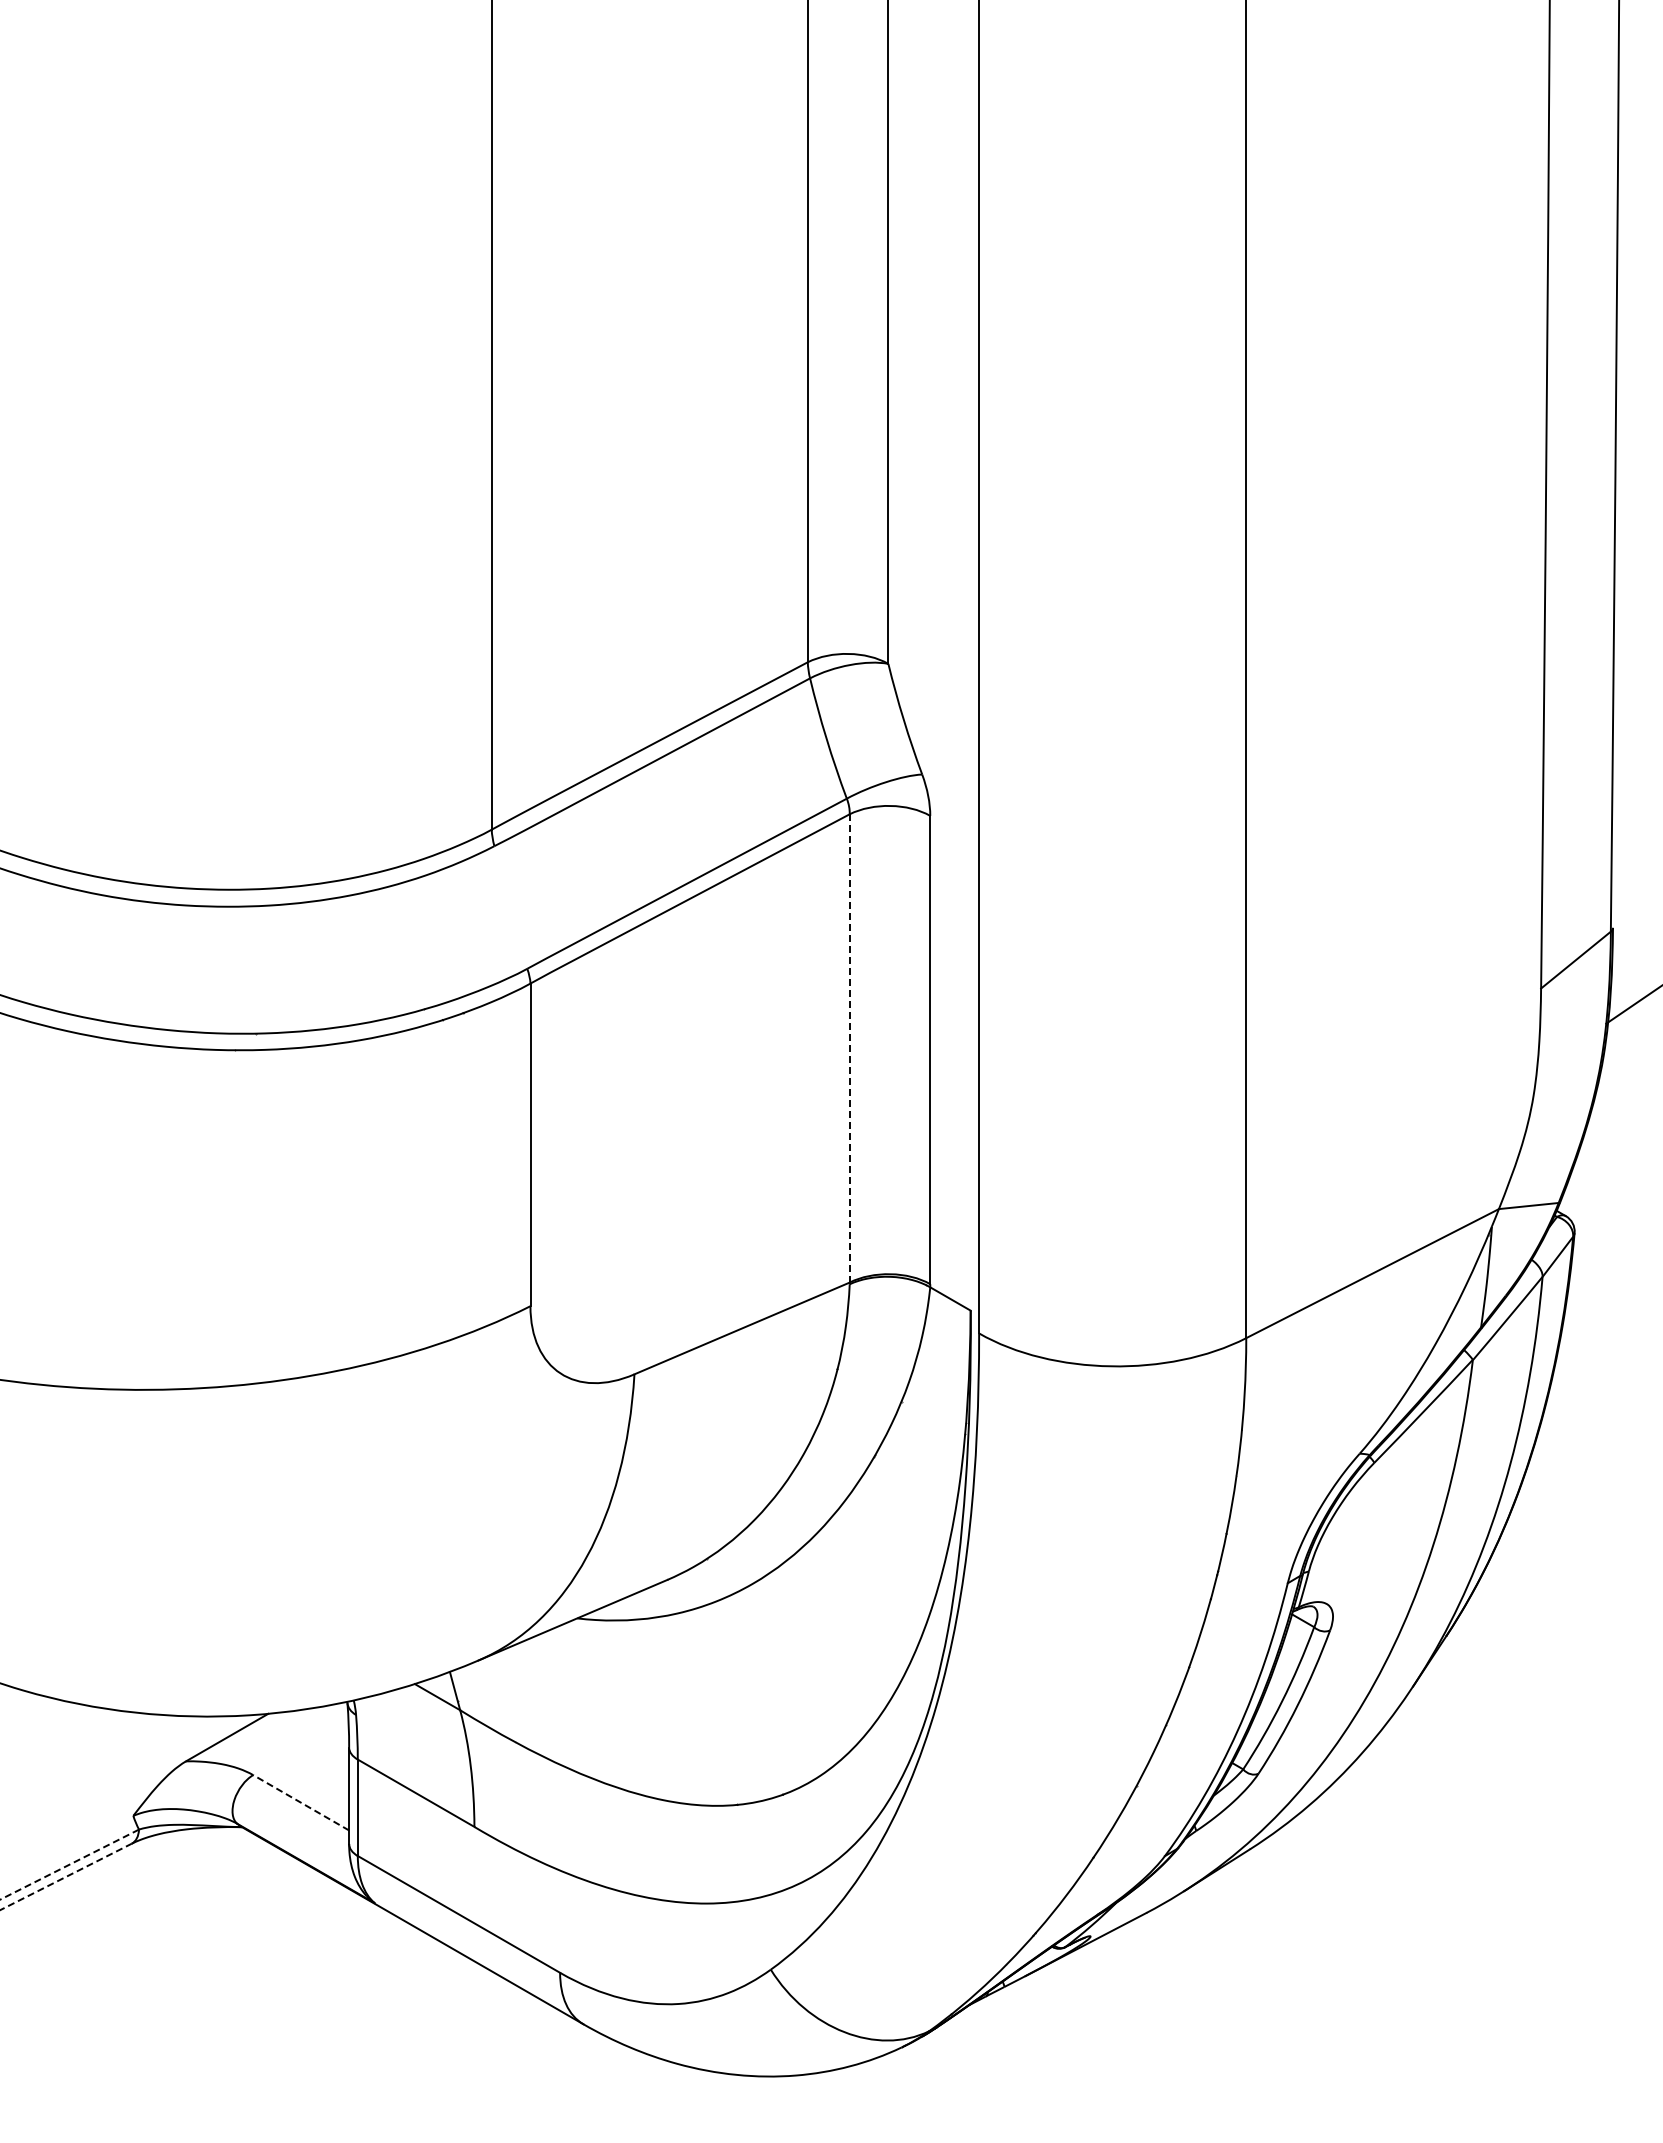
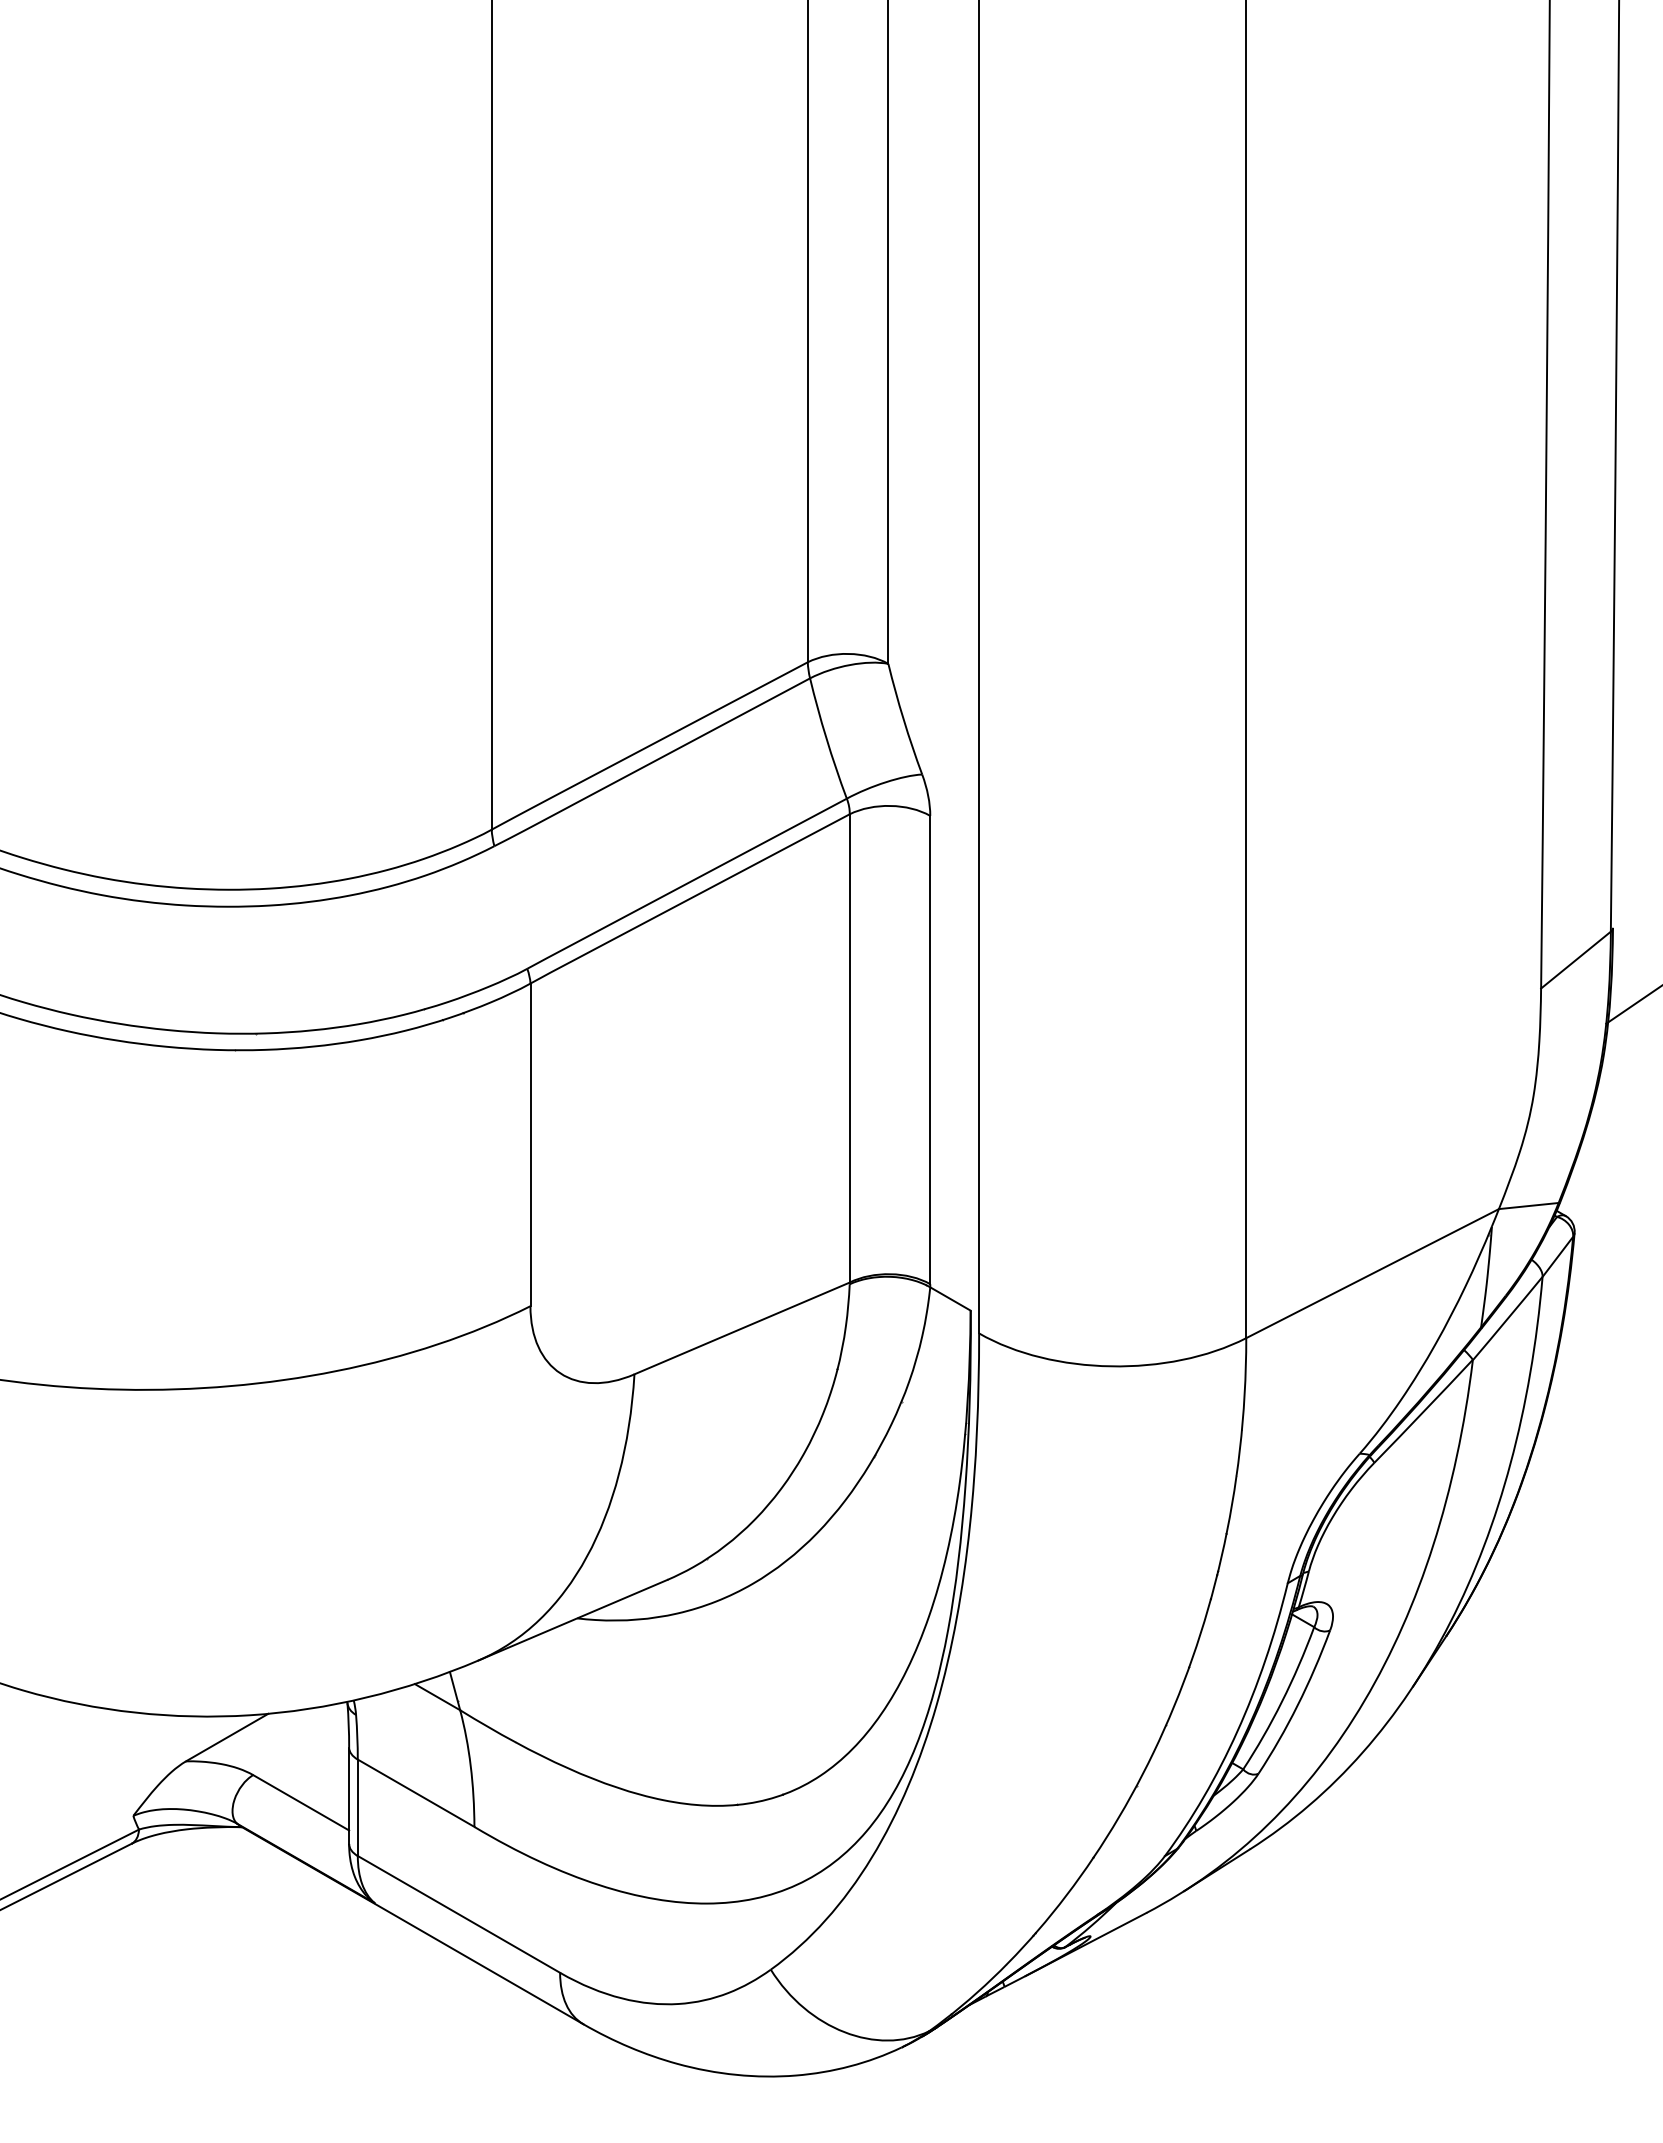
line: dashed -> solid (849, 1048)
line: dashed -> solid (300, 1802)
line: dashed -> solid (69, 1864)
line: dashed -> solid (66, 1876)
